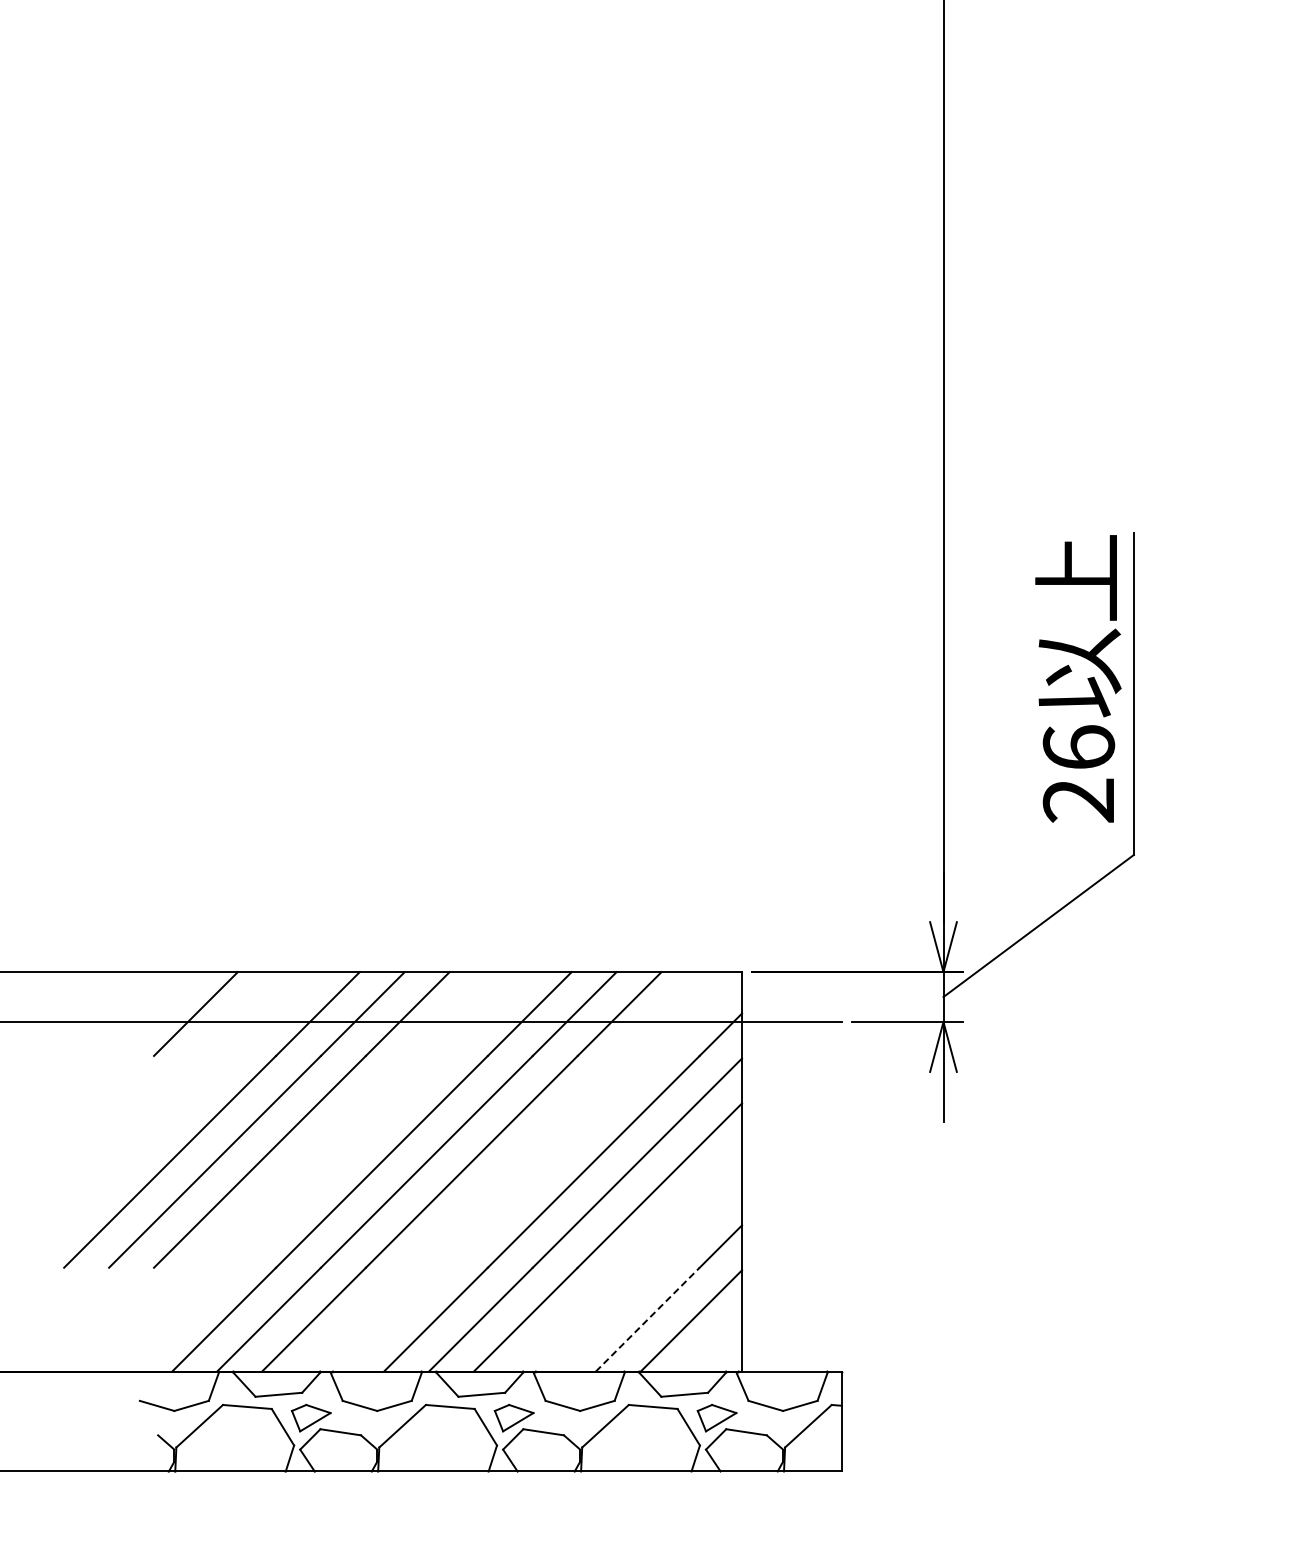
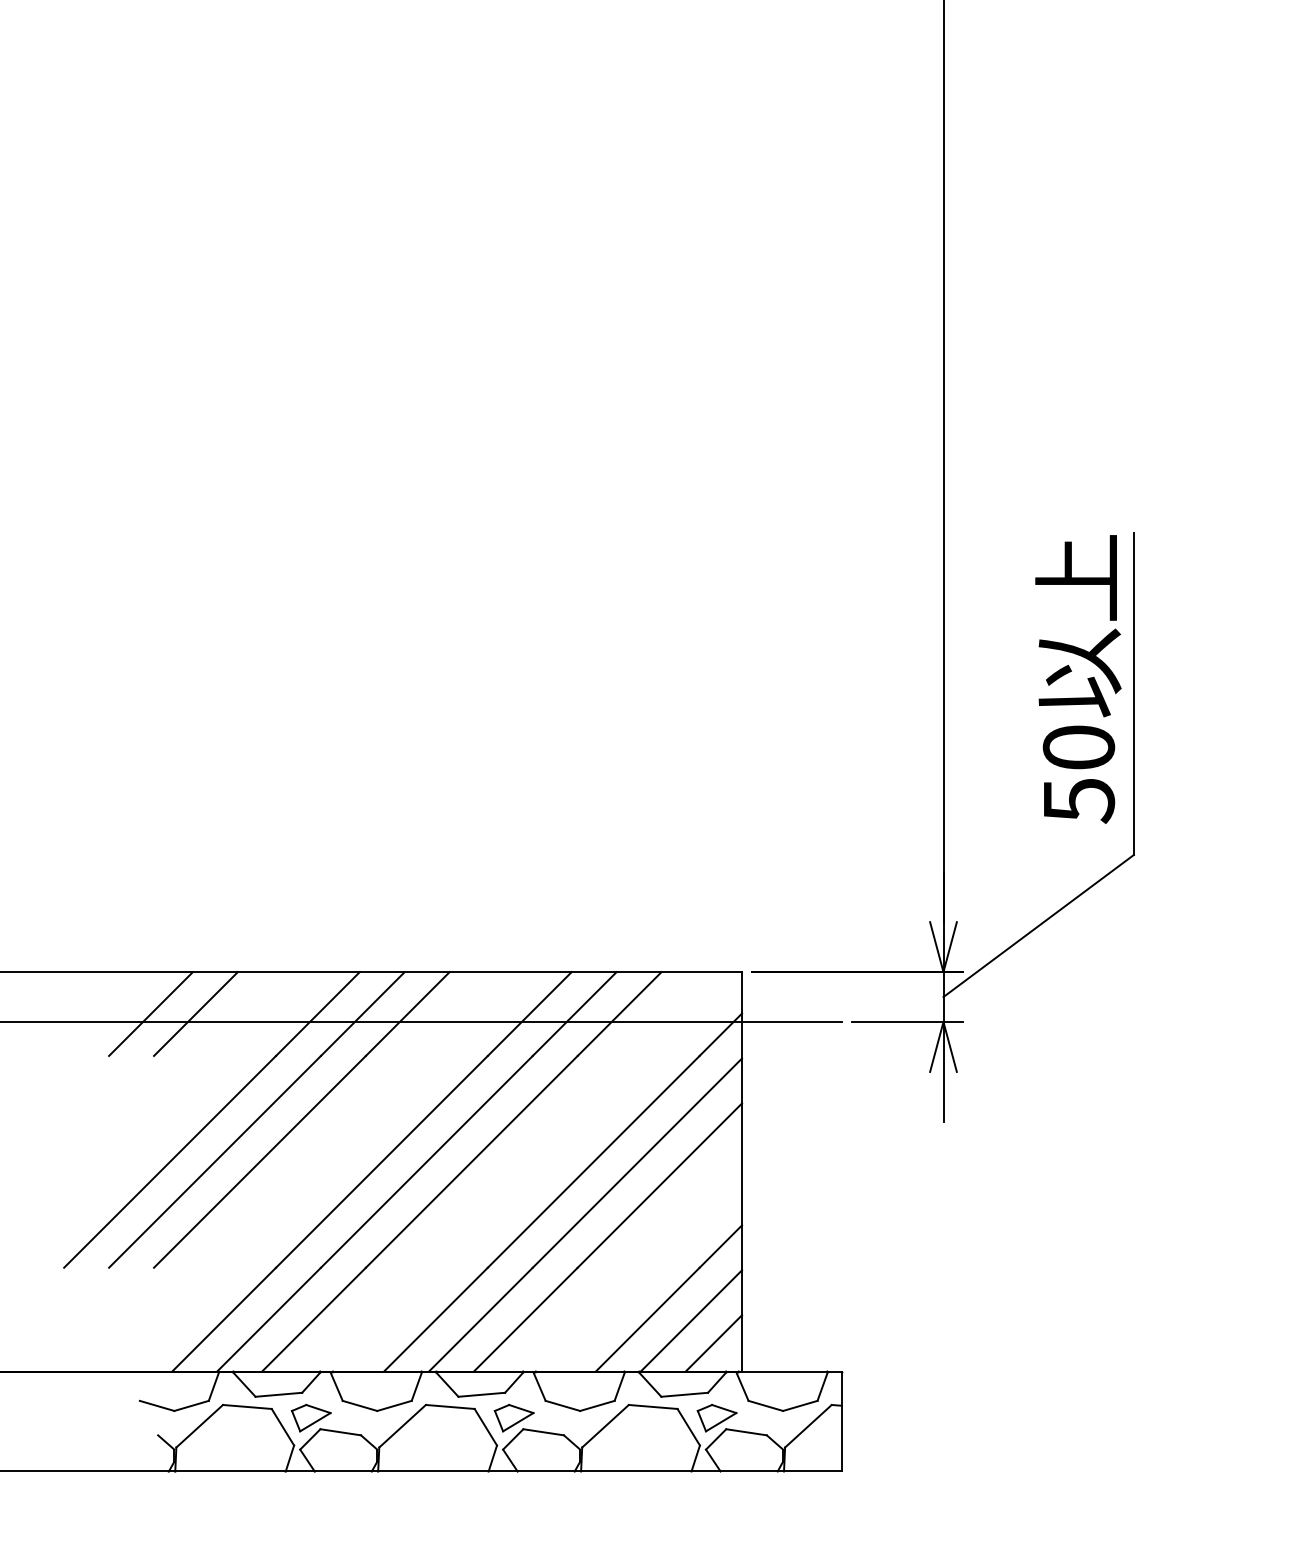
text: 26 -> 50 (1078, 774)
line: none -> present (150, 1013)
line: dashed -> solid (648, 1319)
line: none -> present (713, 1343)
